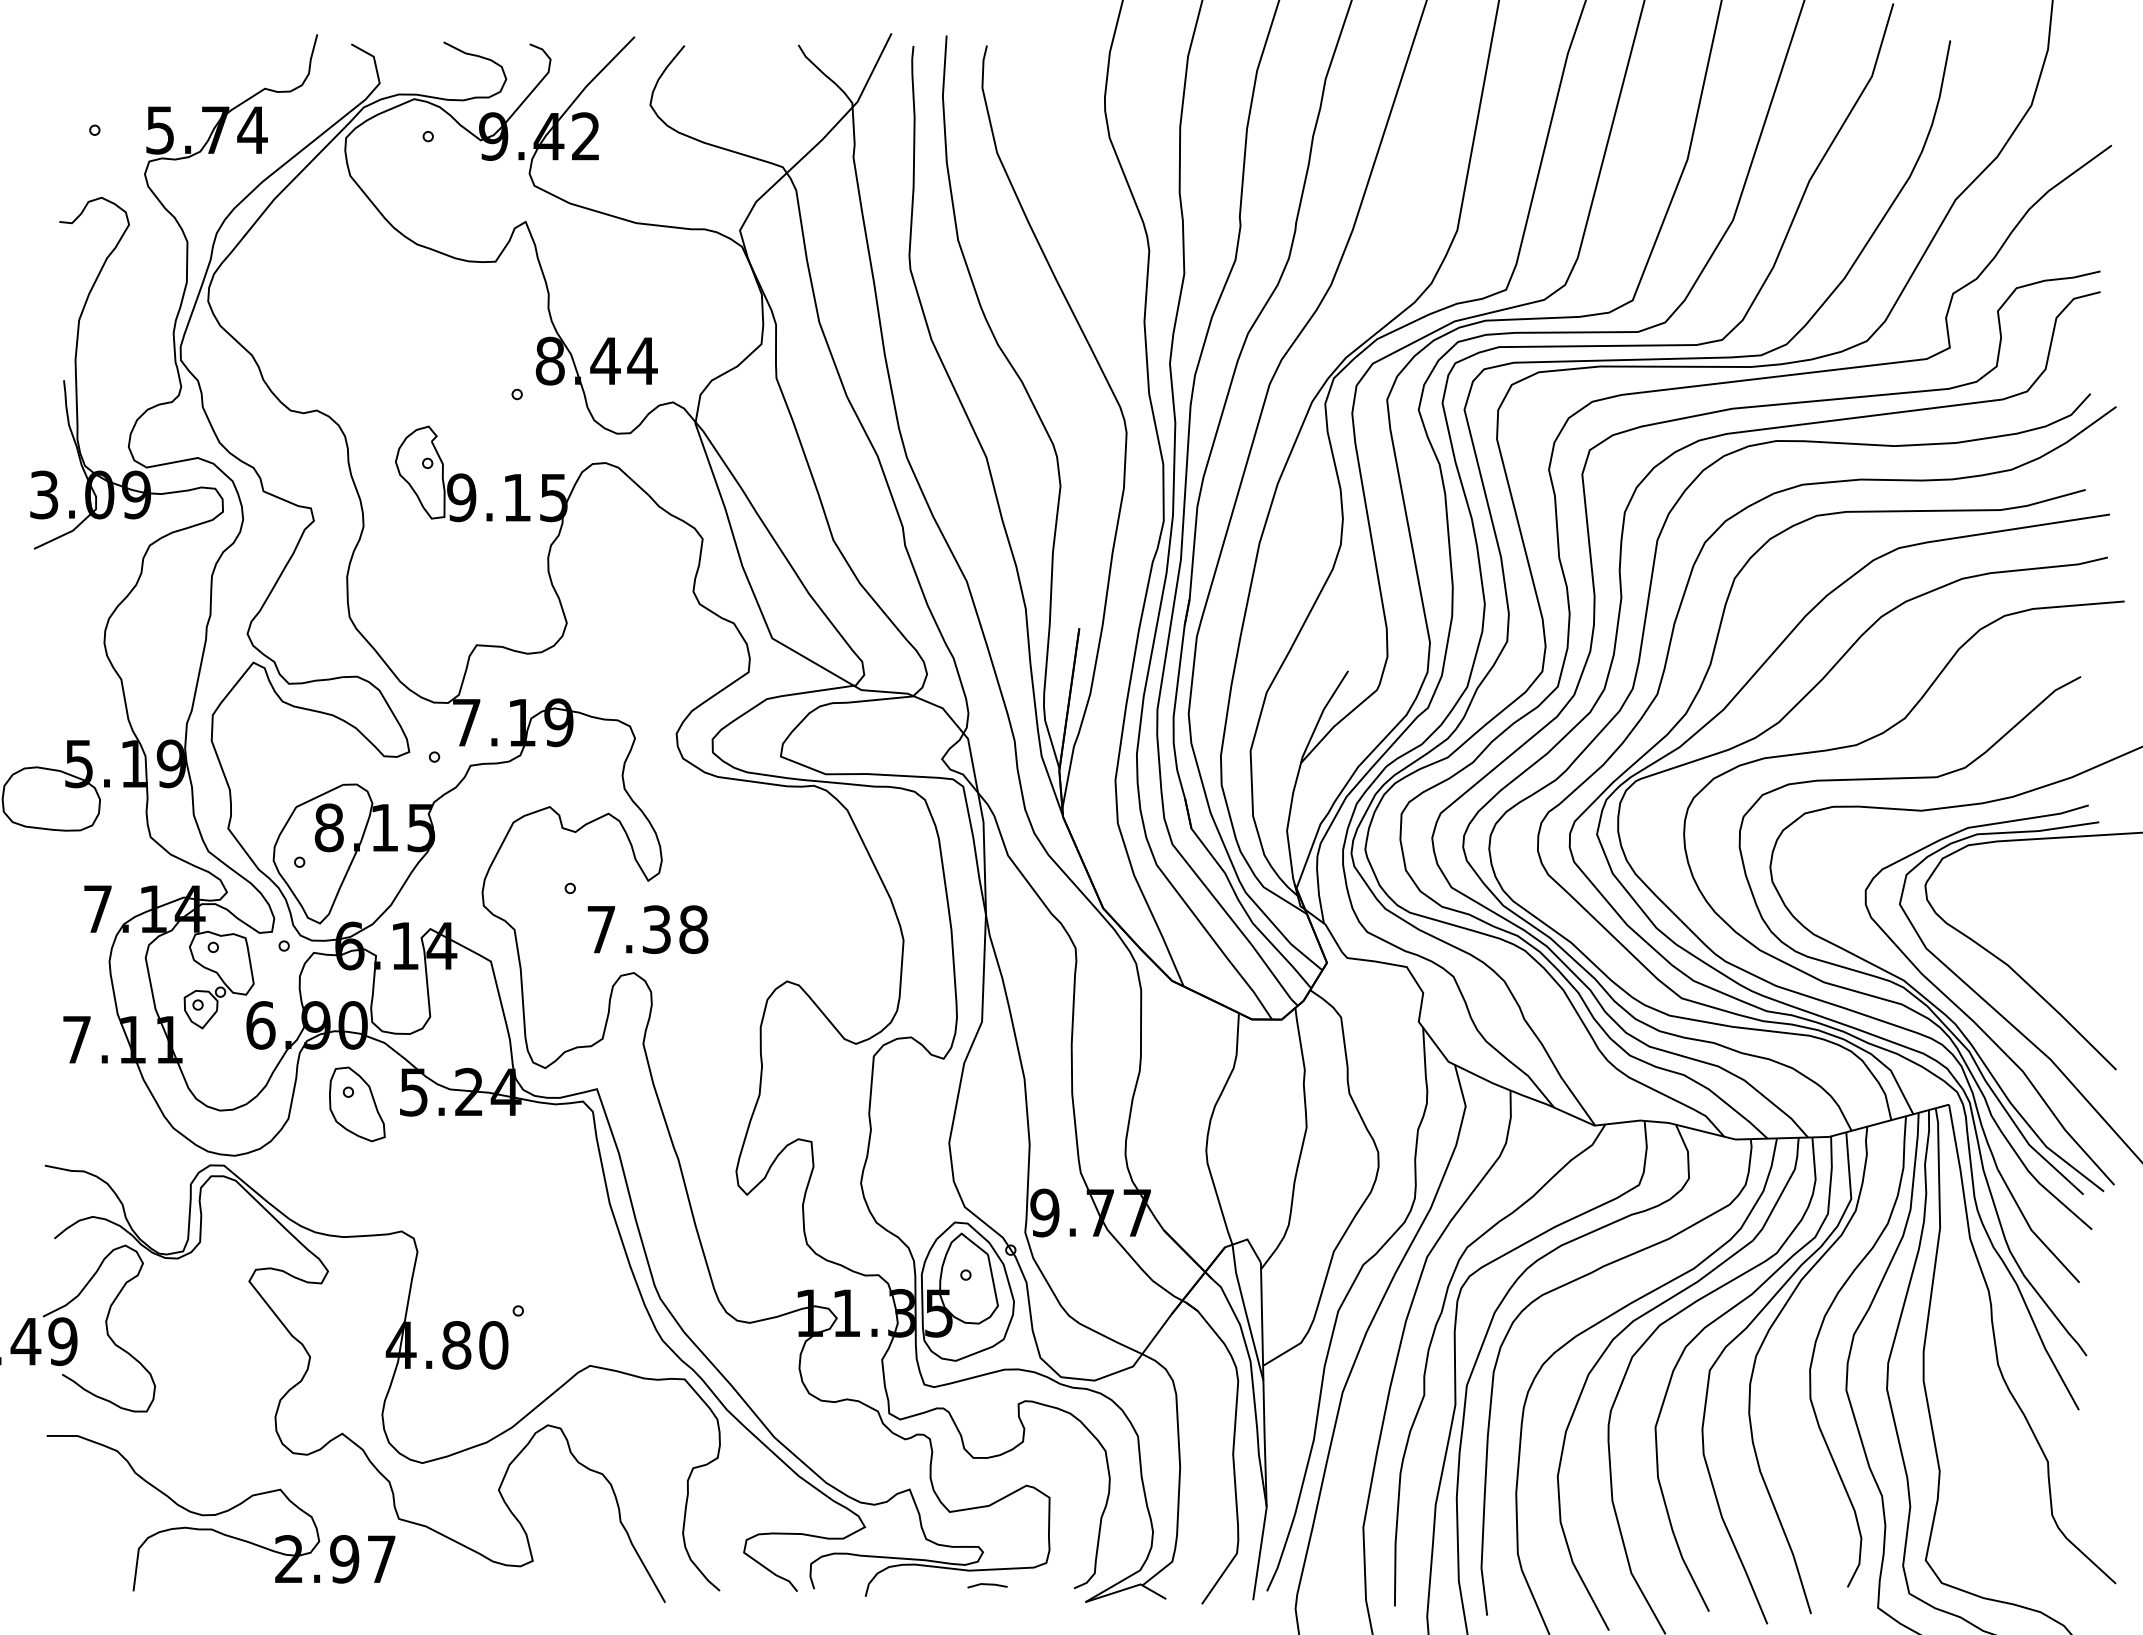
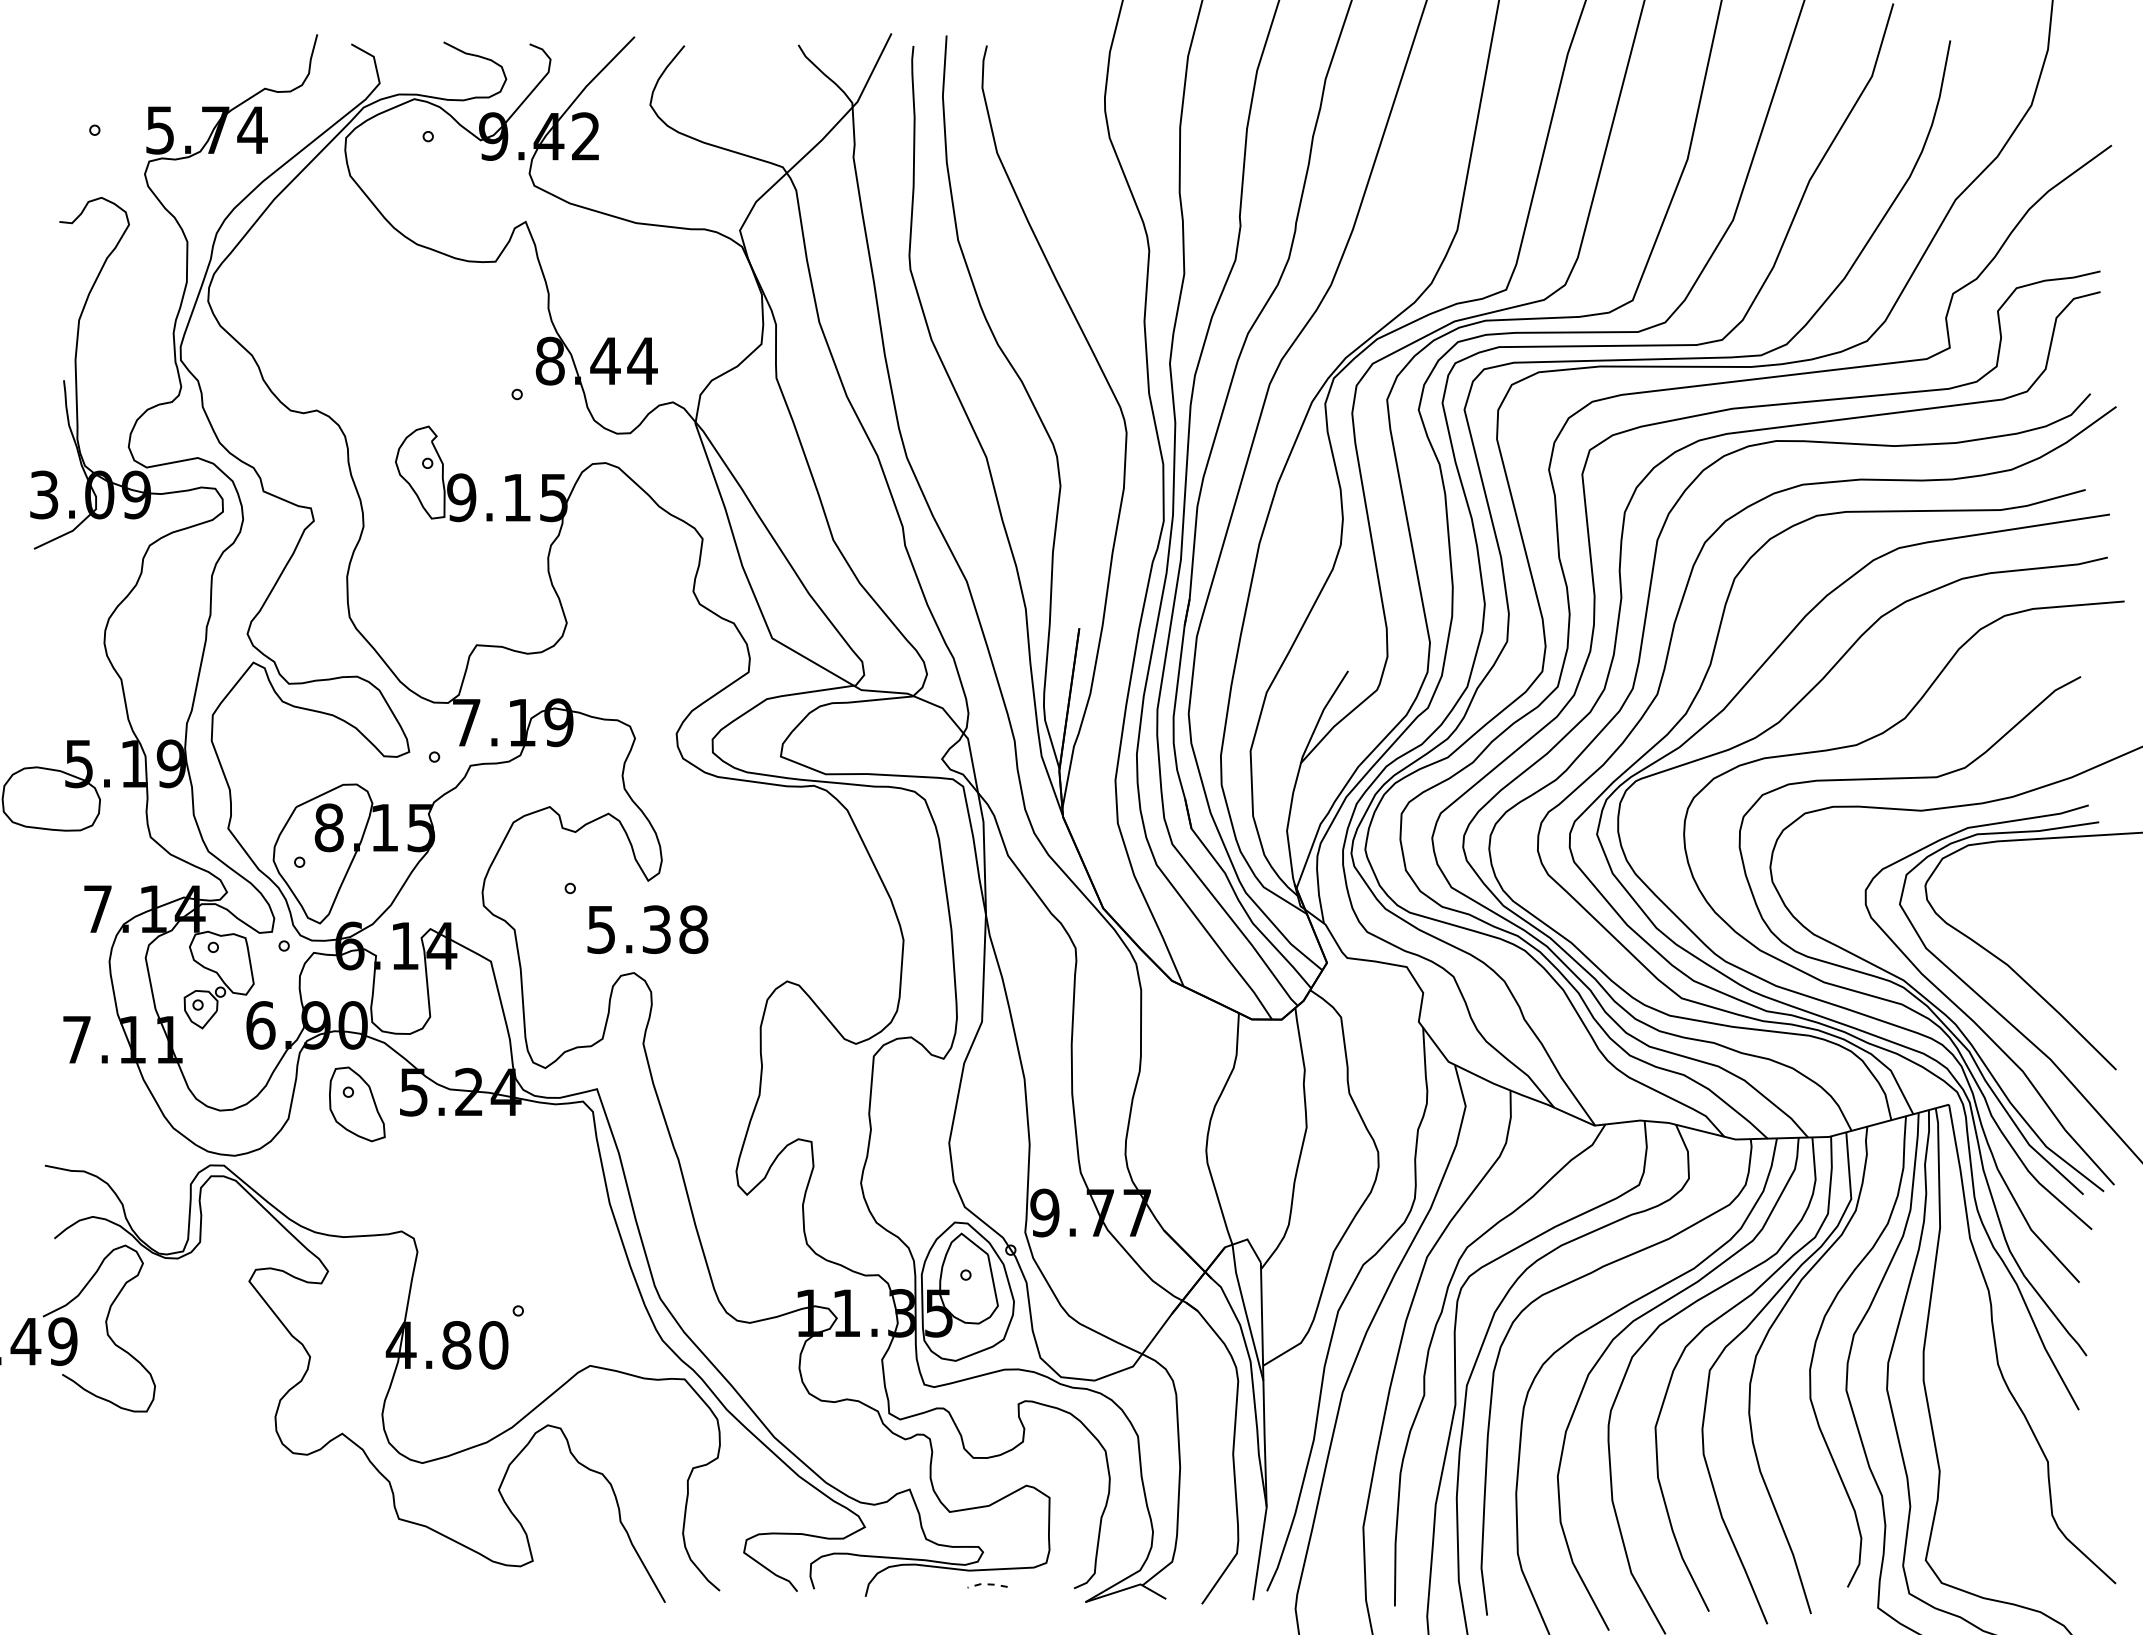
text: 7.38 -> 5.38 (600, 930)
part: present -> none (220, 1513)
line: solid -> dashed (987, 1584)
